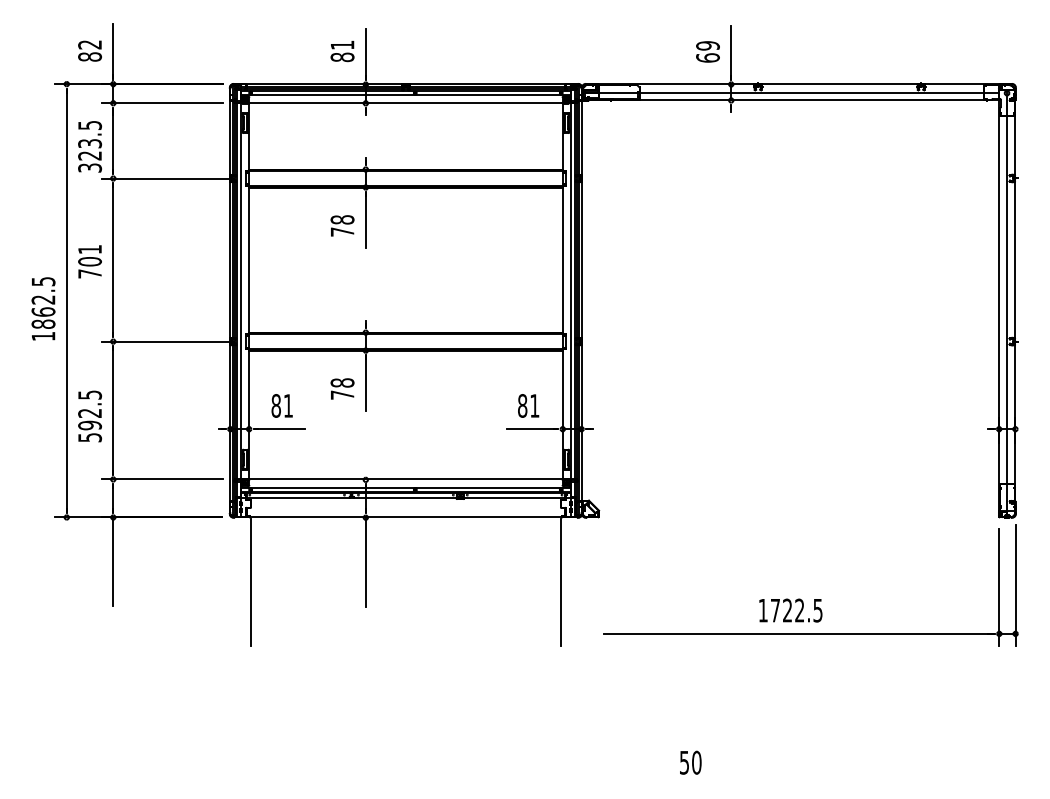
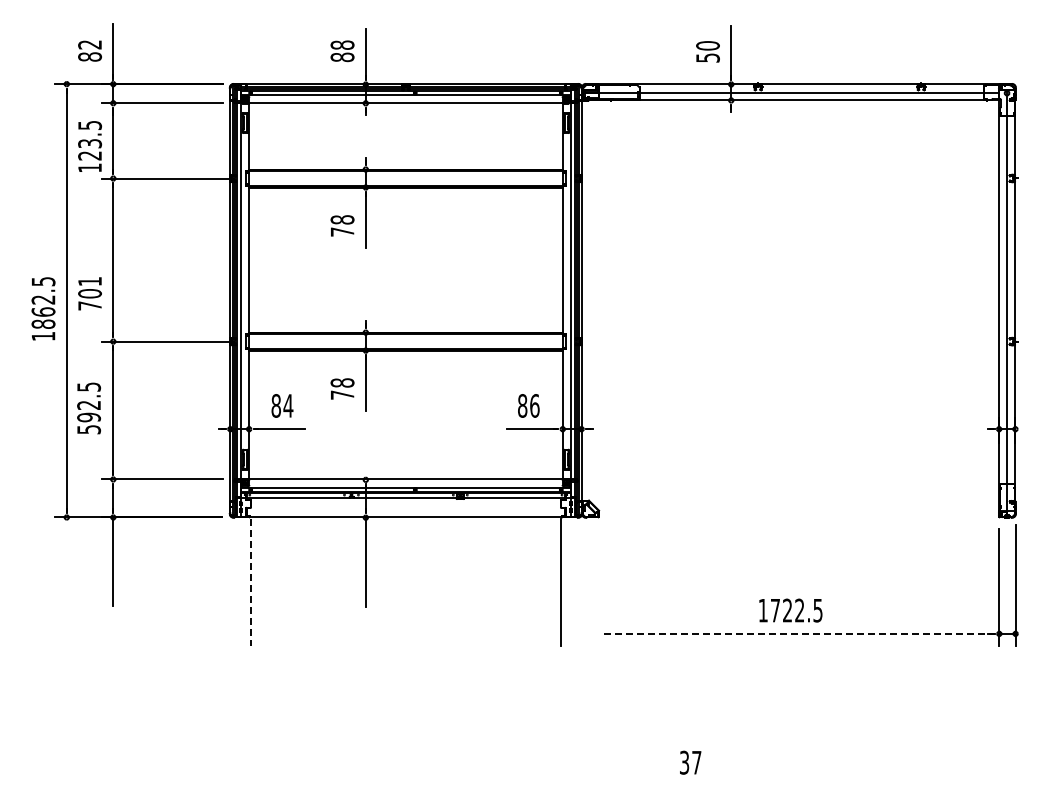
text: 81 -> 88 (342, 44)
text: 69 -> 50 (707, 51)
text: 323.5 -> 123.5 (90, 167)
text position: (89, 261) -> (89, 293) (89, 293)
text: 81 -> 84 (288, 405)
text: 81 -> 86 (534, 405)
text position: (90, 416) -> (89, 408) (89, 408)
line: solid -> dashed (251, 582)
line: solid -> dashed (798, 633)
text: 50 -> 37 (690, 762)
